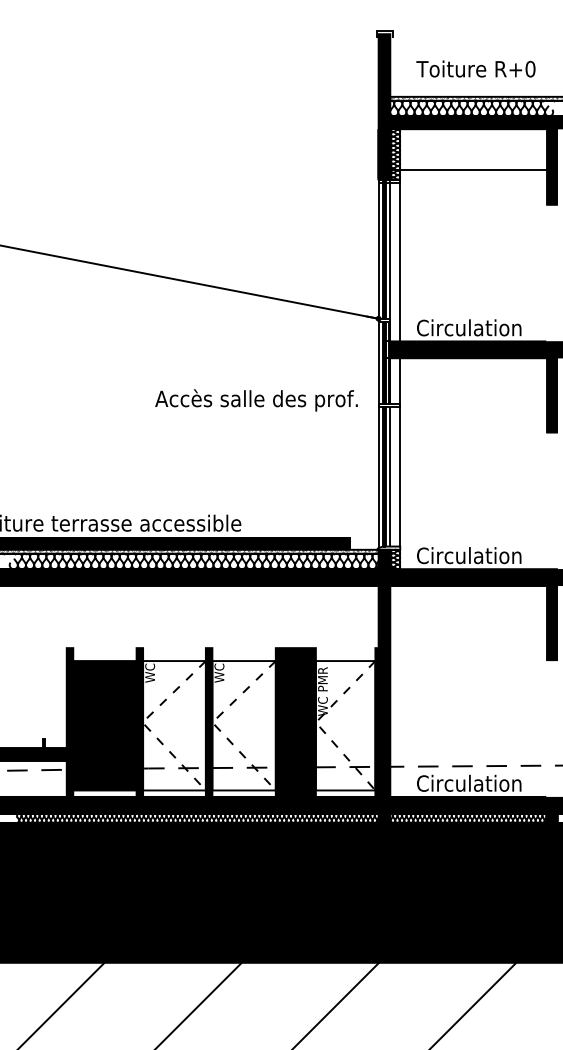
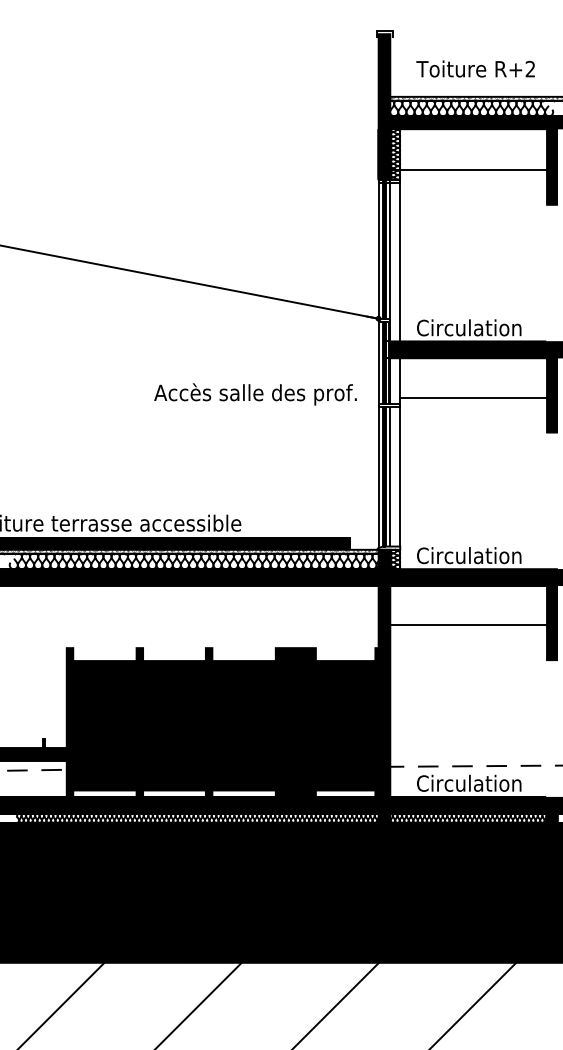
text: R+0 -> R+2 (530, 68)
line: none -> present (472, 397)
text position: (256, 400) -> (255, 394) (255, 394)
line: none -> present (467, 625)
fill: none -> present (174, 725)
fill: none -> present (243, 725)
fill: none -> present (345, 725)
